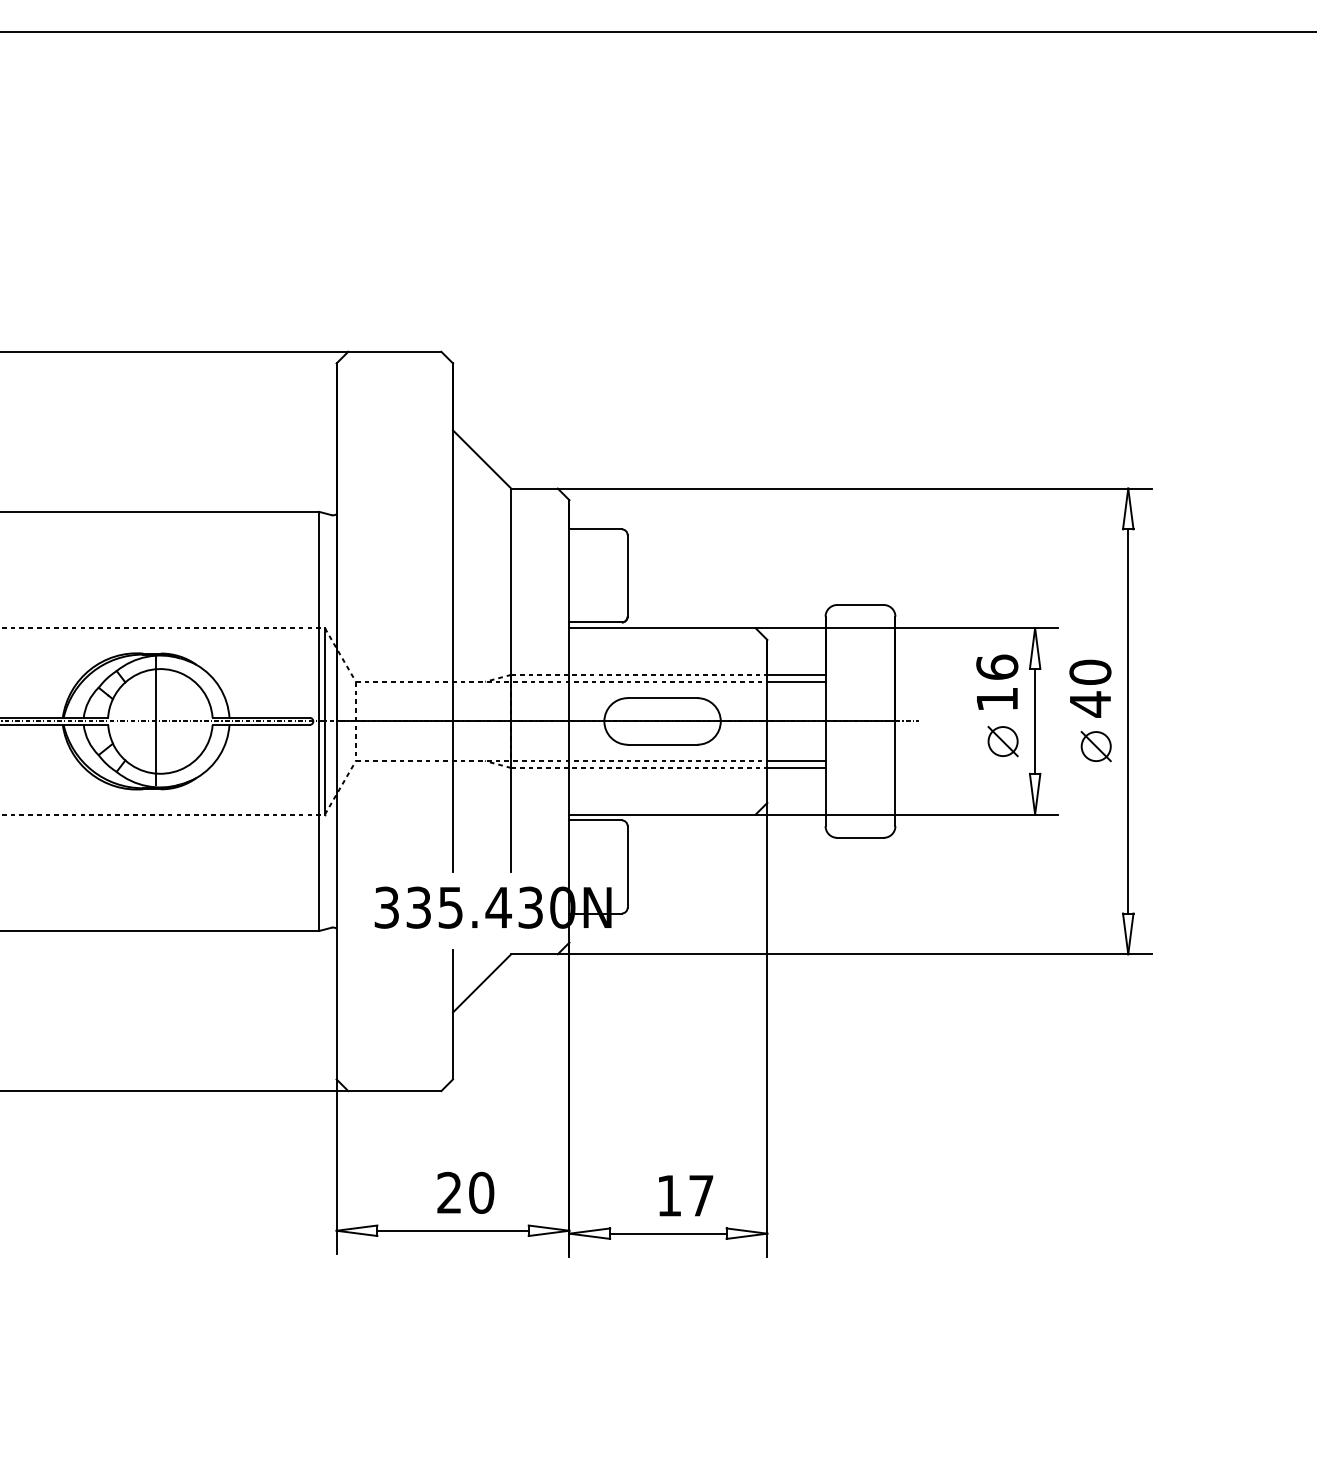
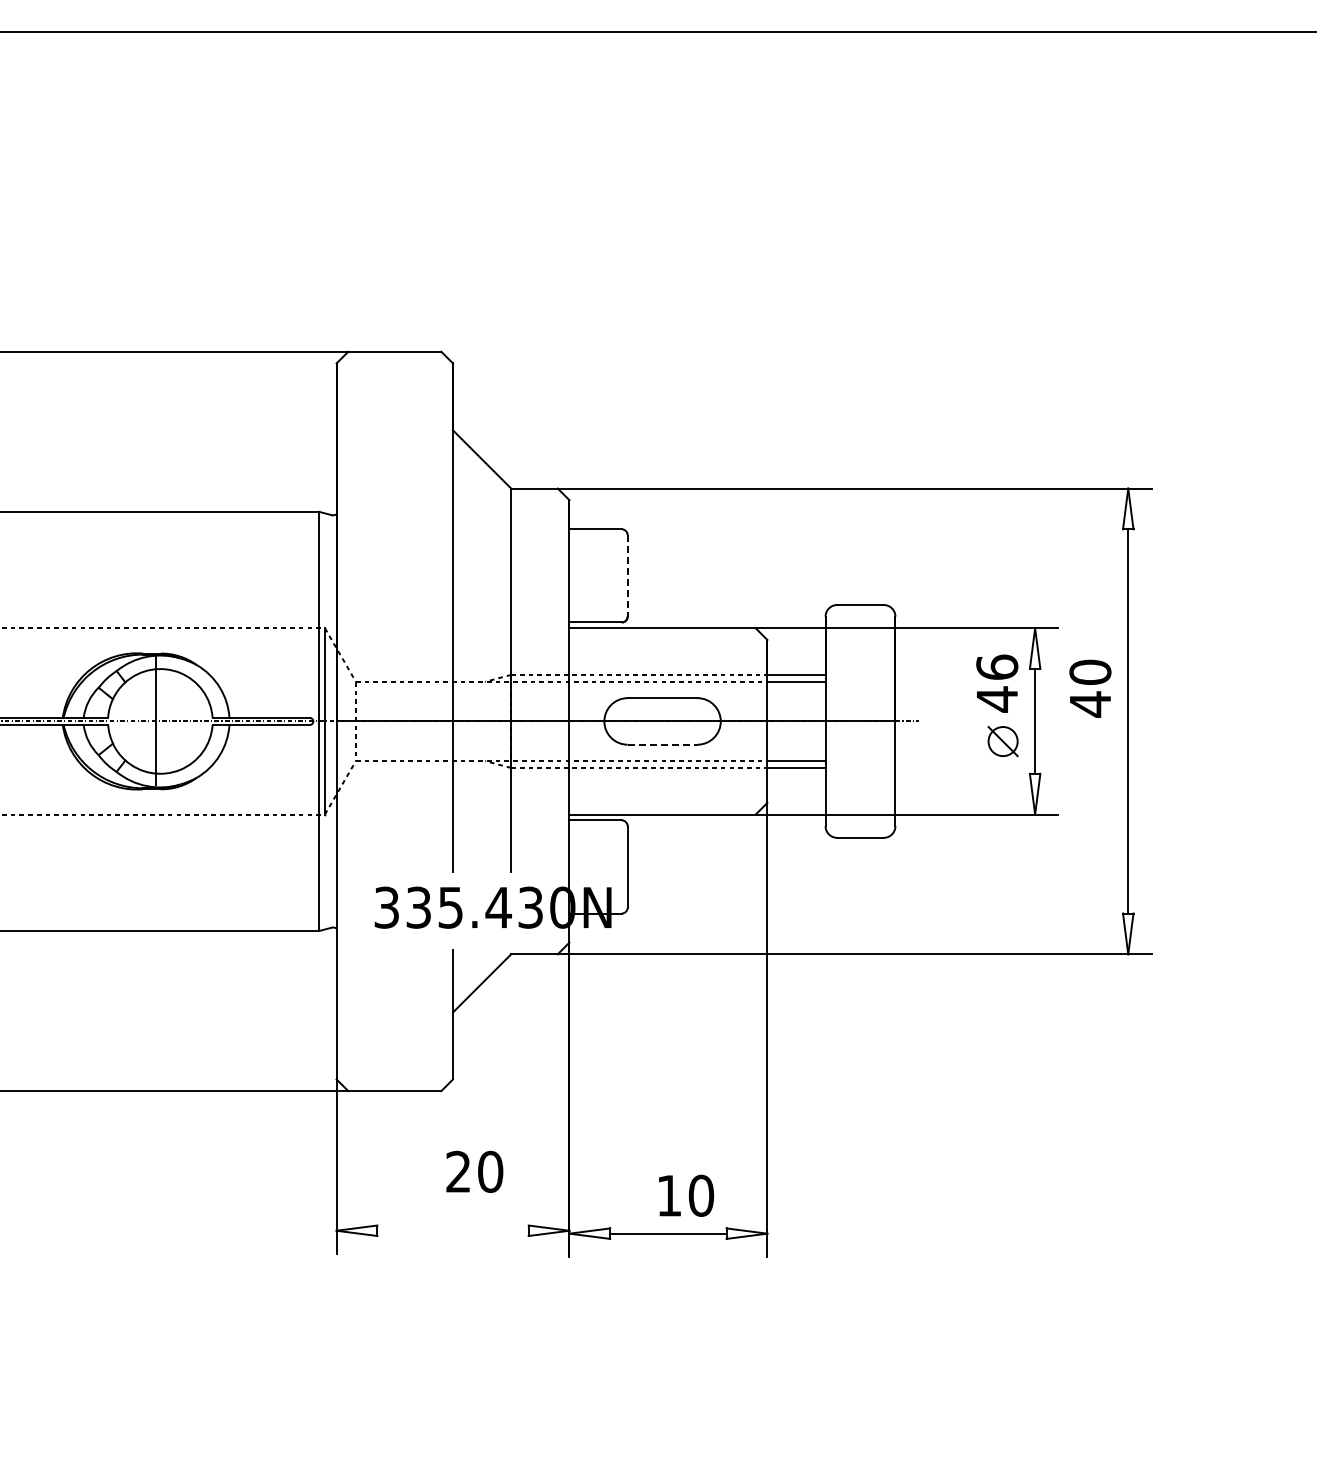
line: solid -> dashed (627, 575)
text: 16 -> 46 (997, 699)
line: solid -> dashed (662, 744)
part: present -> none (1095, 746)
text position: (465, 1192) -> (474, 1171) (474, 1171)
text: 17 -> 10 (701, 1195)
line: present -> none (452, 1230)
